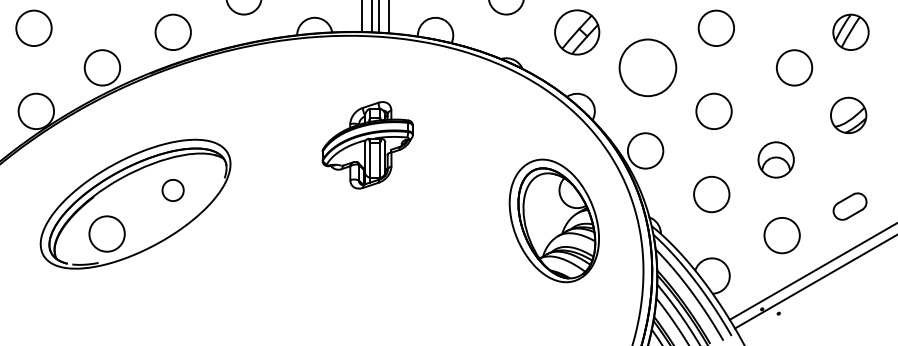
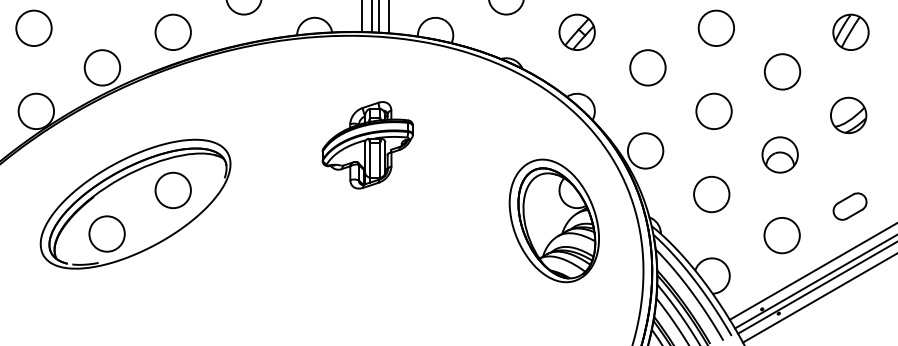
part size: 47x47 px -> 38x38 px (576, 31)
circle diameter: 57 px -> 35 px (647, 67)
circle position: (794, 67) -> (782, 71) (782, 71)
part position: (775, 159) -> (779, 154) (779, 154)
circle size: 24x23 px -> 38x39 px (172, 190)
line: none -> present (816, 288)
line: none -> present (818, 298)
